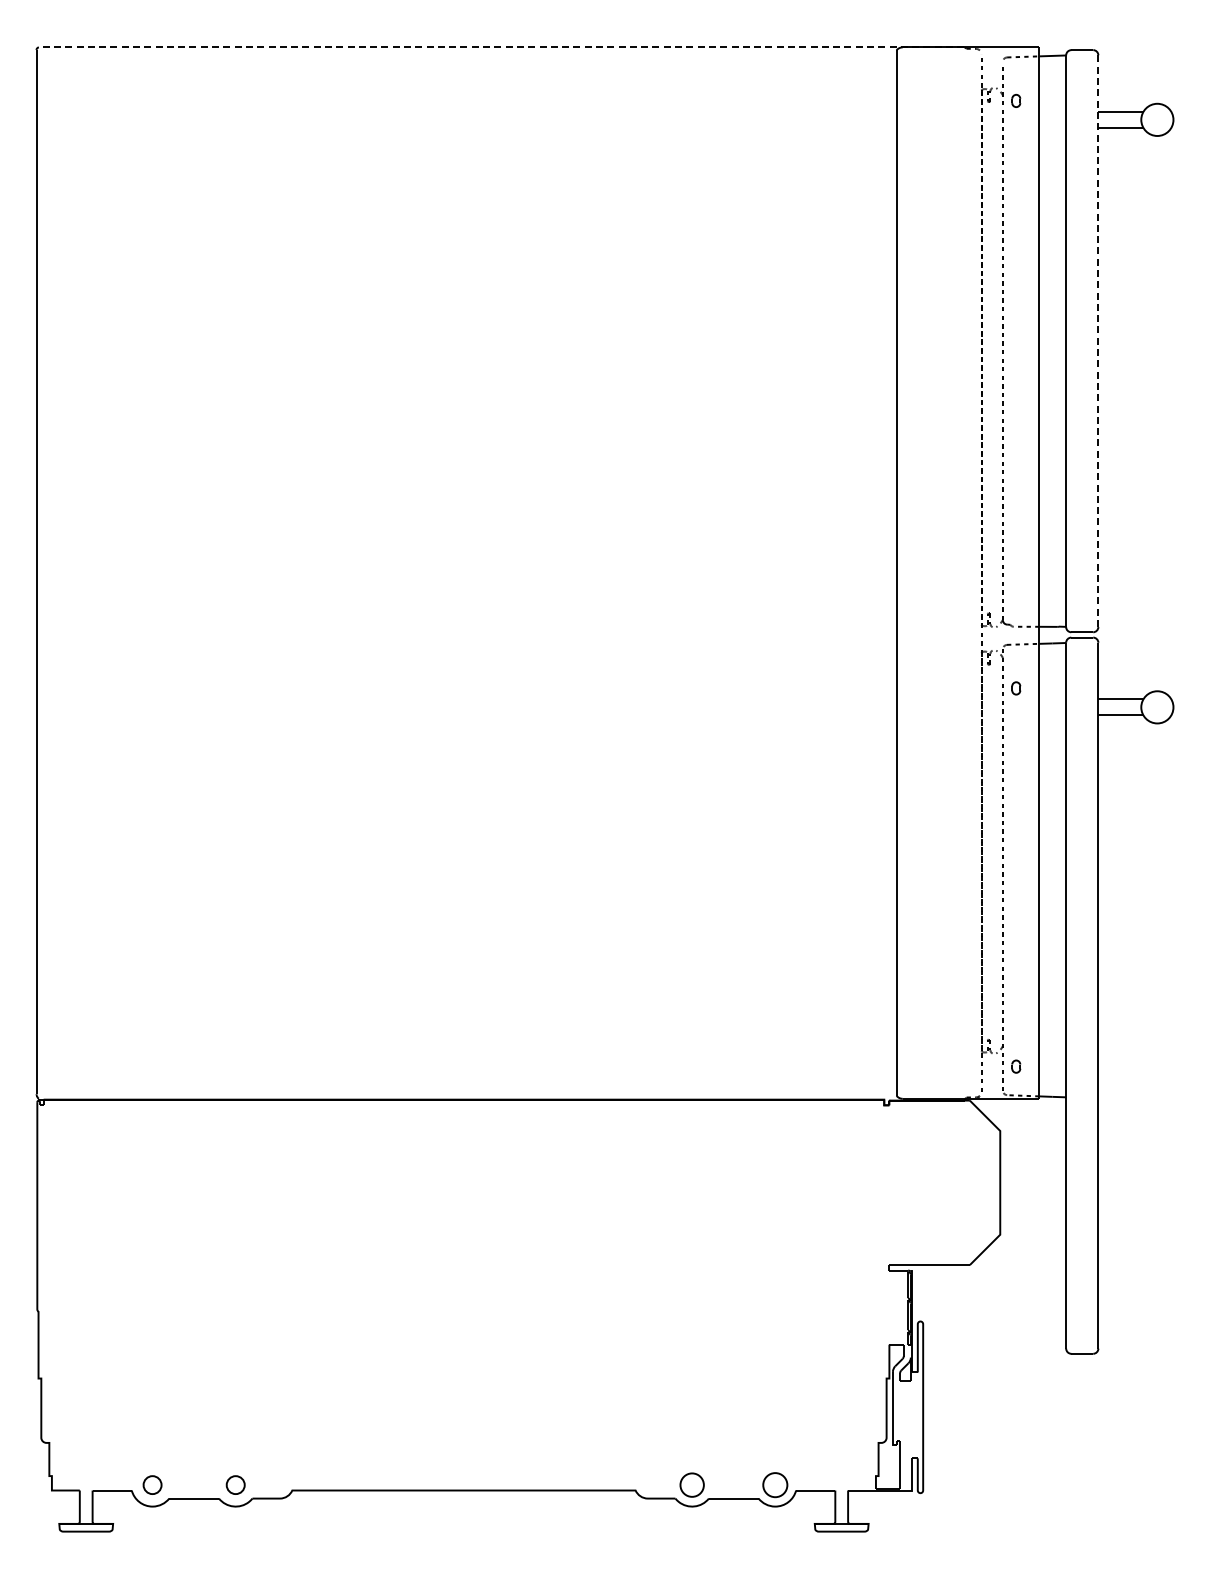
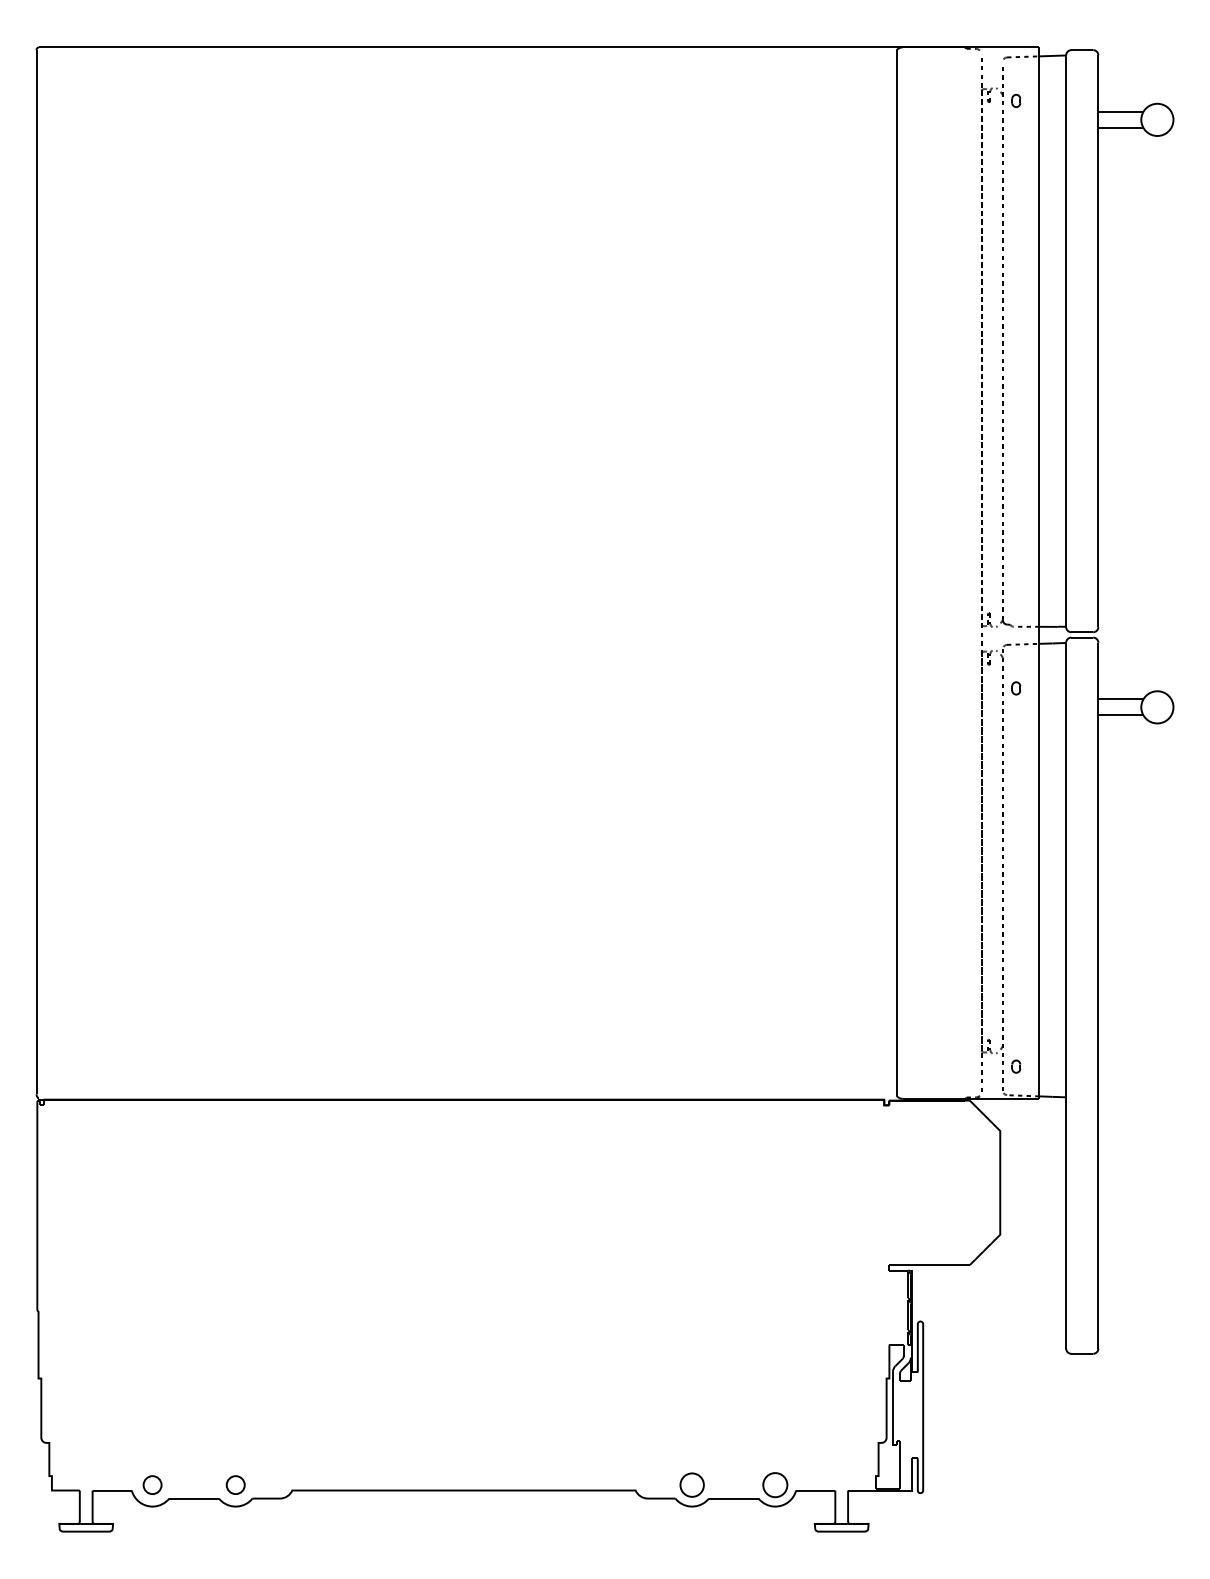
line: dashed -> solid (501, 47)
line: dashed -> solid (1098, 341)
